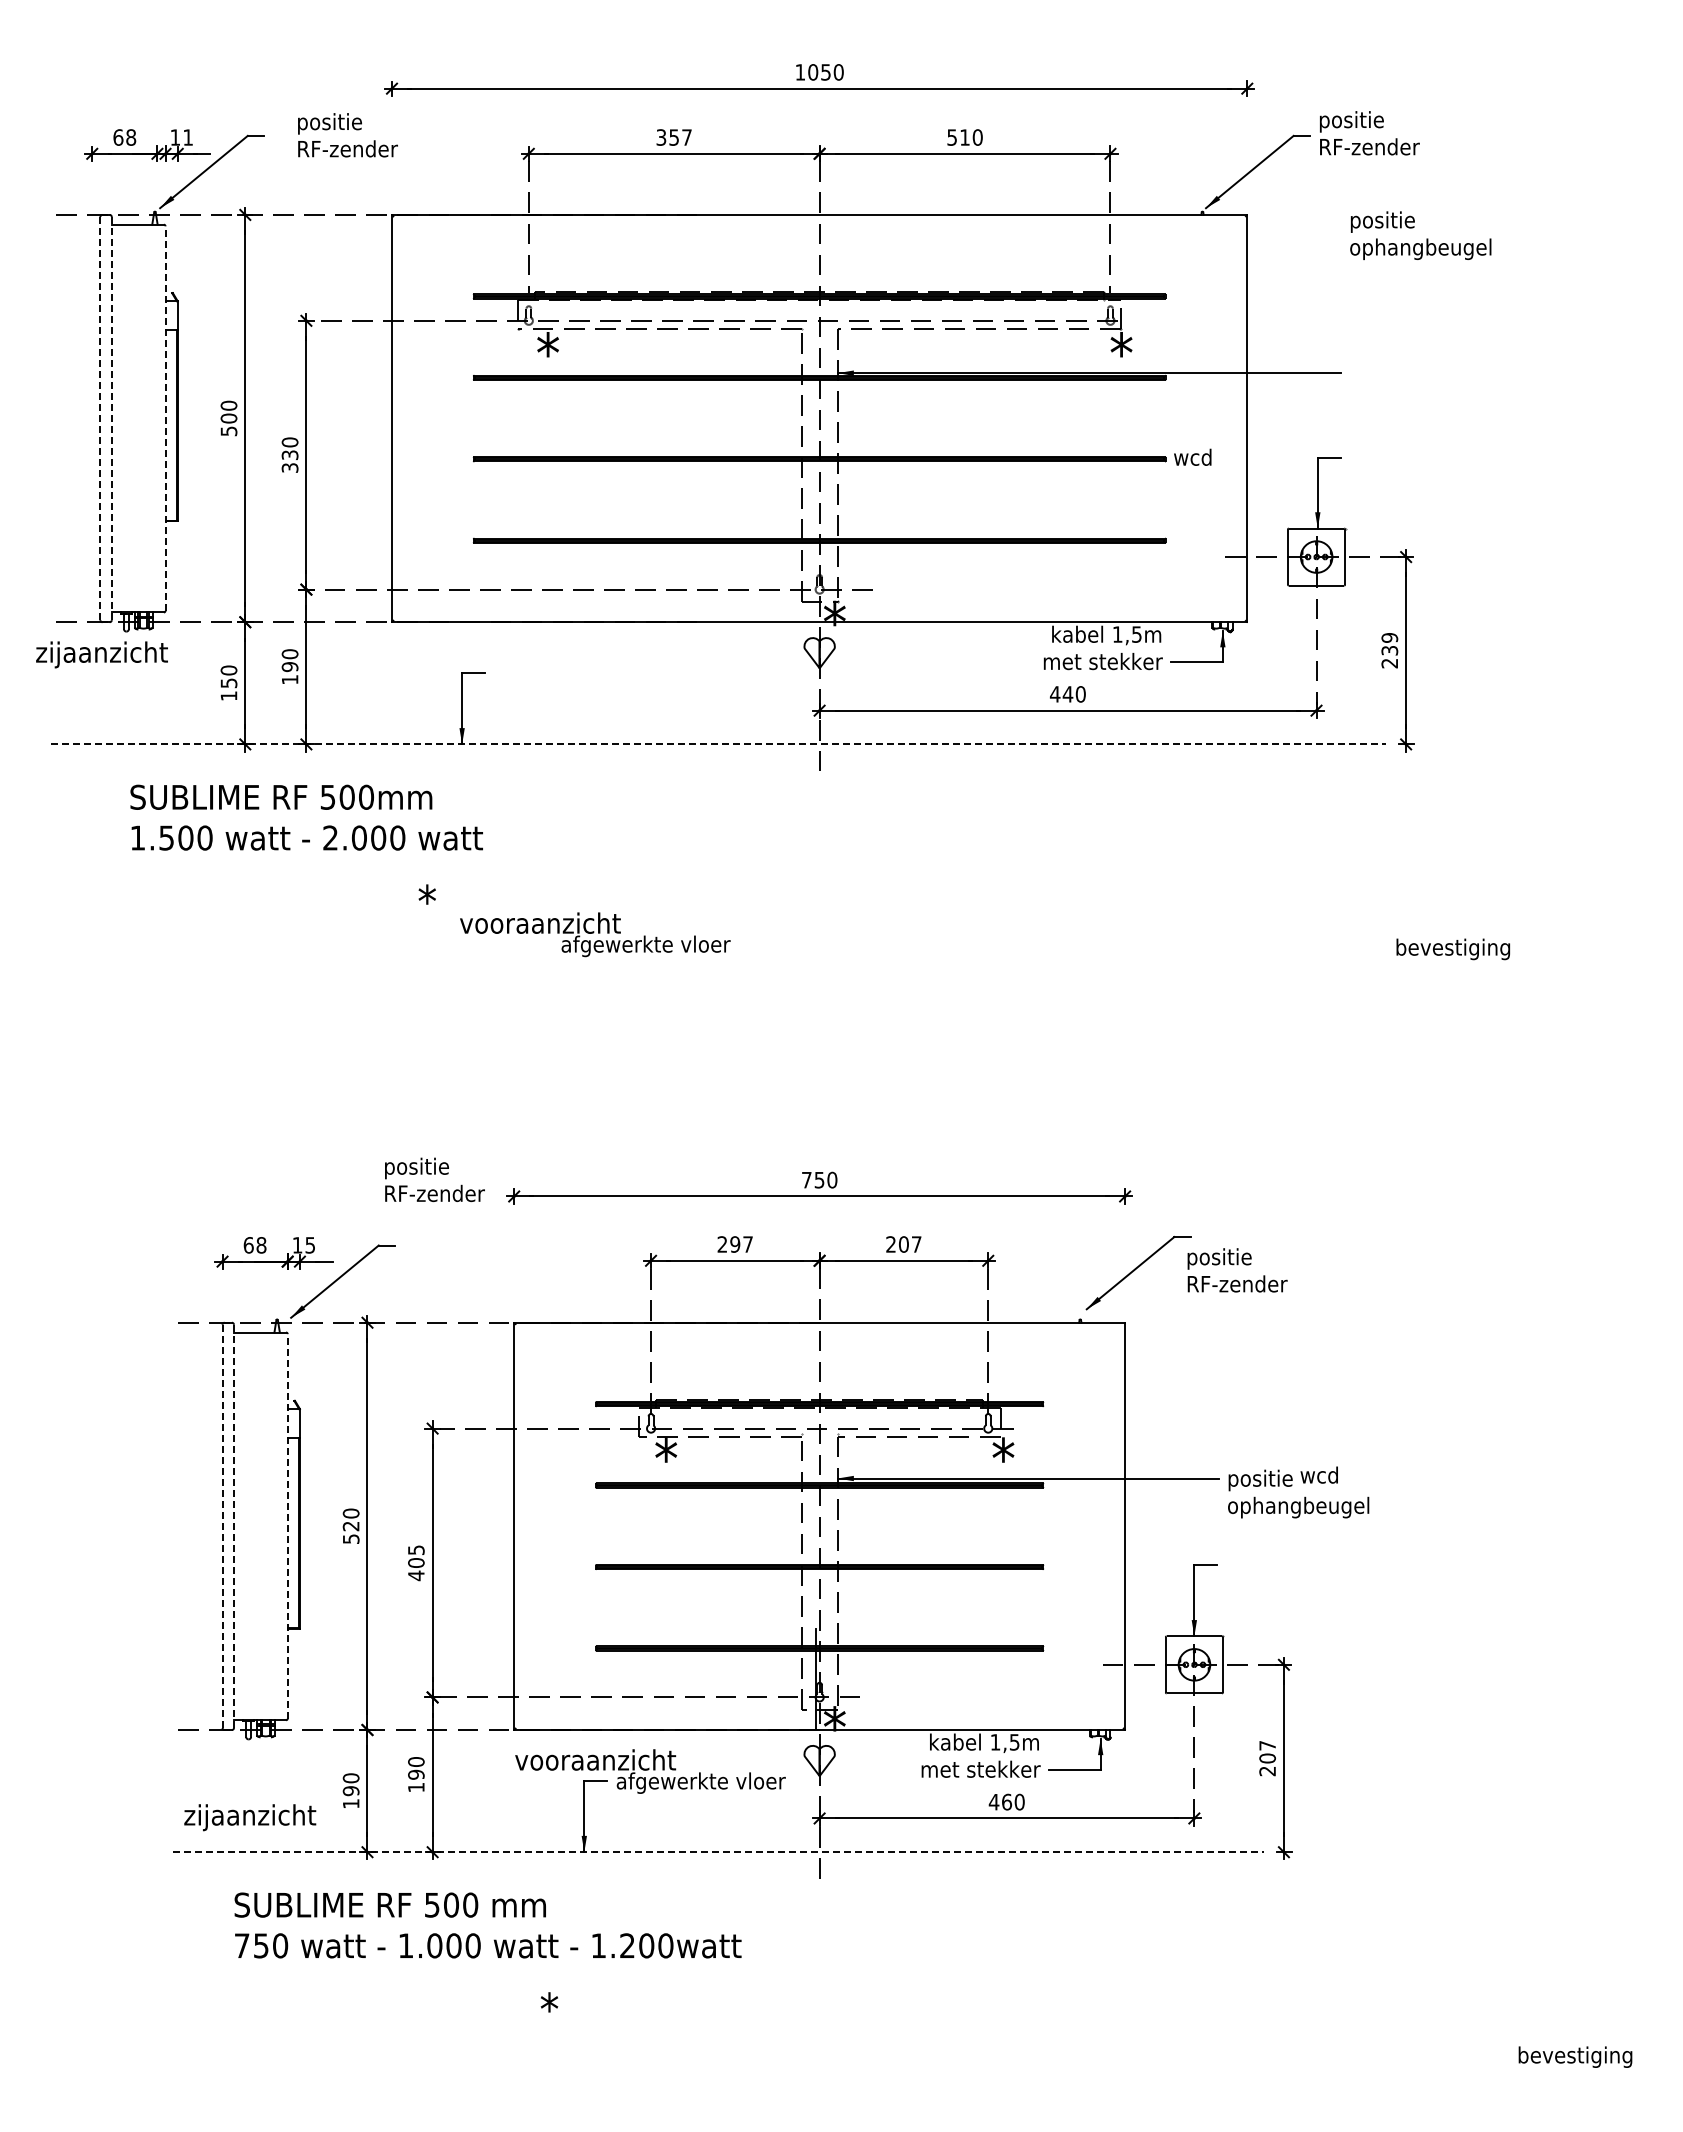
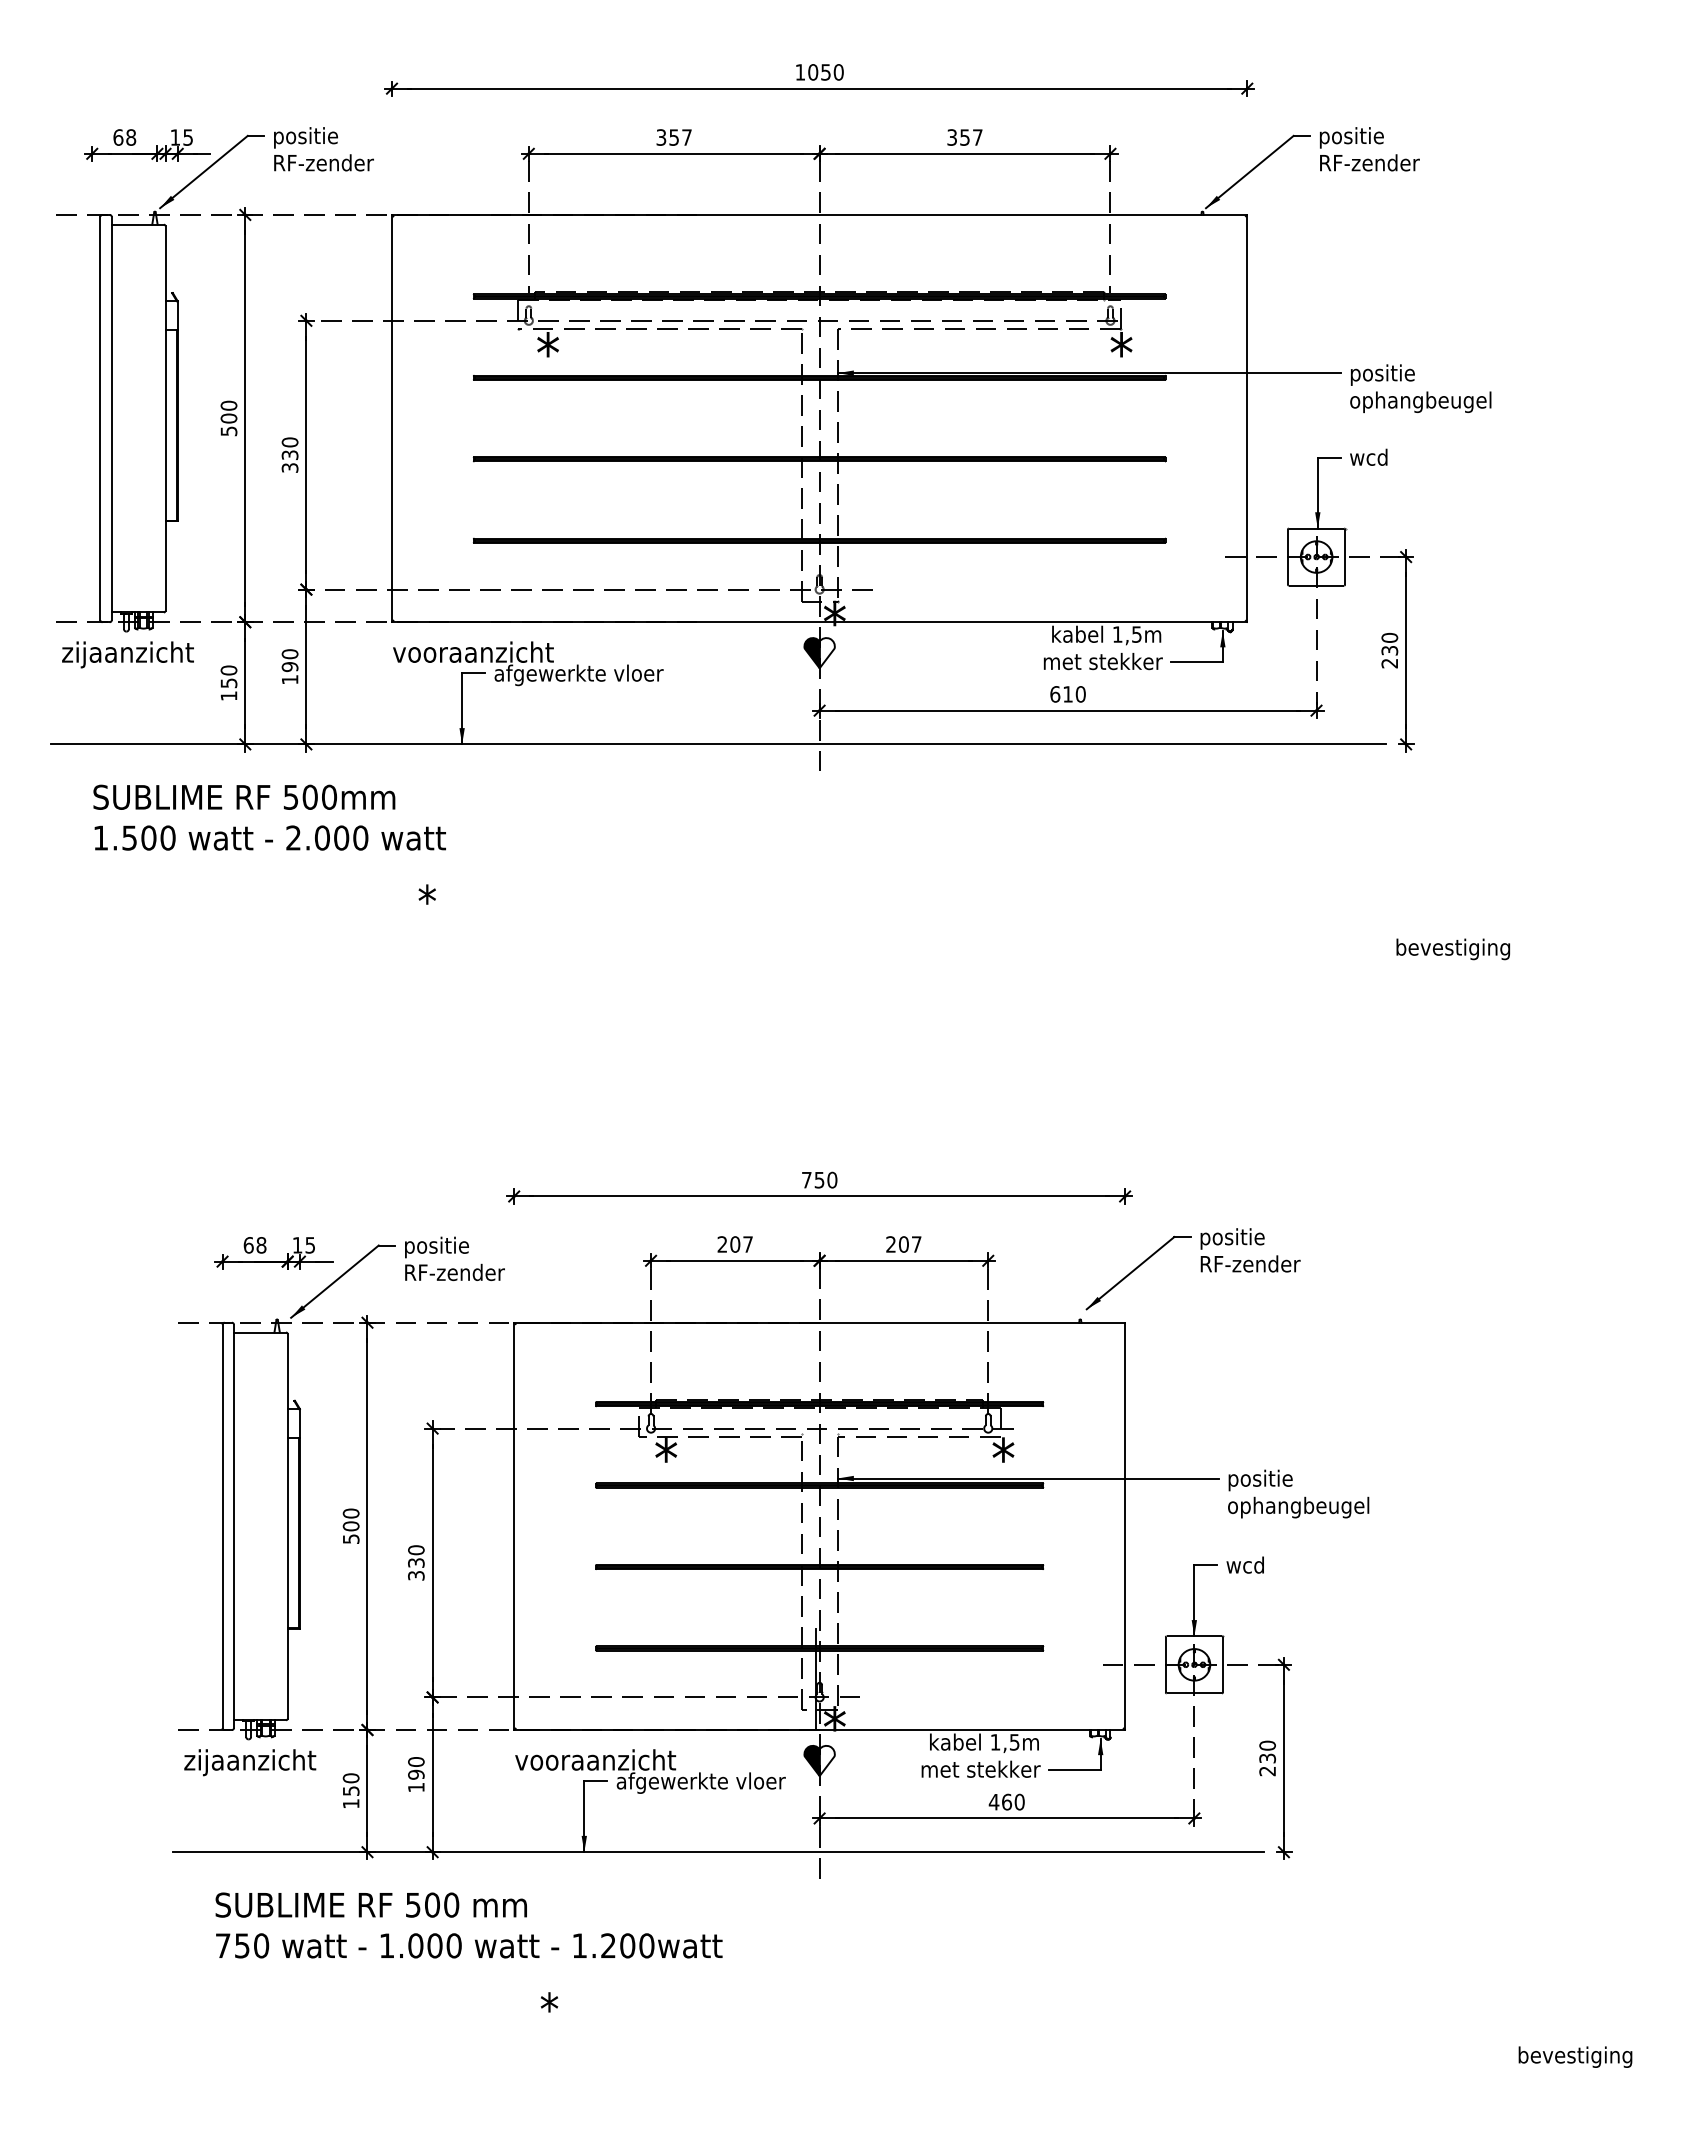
text position: (1369, 133) -> (1369, 149) (1369, 149)
text position: (347, 135) -> (323, 149) (323, 149)
text: 11 -> 15 (187, 137)
text: 510 -> 357 (964, 137)
text position: (1420, 235) -> (1420, 388) (1420, 388)
line: dashed -> solid (100, 418)
line: dashed -> solid (111, 418)
line: dashed -> solid (165, 418)
text position: (1192, 456) -> (1368, 456) (1368, 456)
text: 239 -> 230 (1389, 637)
fill: none -> present (811, 653)
text position: (101, 654) -> (127, 654) (127, 654)
text: 440 -> 610 (1061, 694)
line: dashed -> solid (718, 744)
text position: (306, 817) -> (269, 817) (269, 817)
text position: (595, 934) -> (528, 663) (528, 663)
text position: (434, 1179) -> (454, 1258) (454, 1258)
text: 297 -> 207 (735, 1244)
text position: (1237, 1270) -> (1250, 1250) (1250, 1250)
text position: (1318, 1474) -> (1244, 1564) (1244, 1564)
line: dashed -> solid (287, 1525)
line: dashed -> solid (222, 1526)
line: dashed -> solid (233, 1526)
text: 520 -> 500 (350, 1526)
text: 405 -> 330 (416, 1563)
text: 207 -> 230 (1267, 1751)
fill: none -> present (811, 1760)
text: 190 -> 150 (350, 1791)
text position: (250, 1817) -> (250, 1762) (250, 1762)
line: dashed -> solid (718, 1852)
text position: (487, 1925) -> (468, 1925) (468, 1925)
